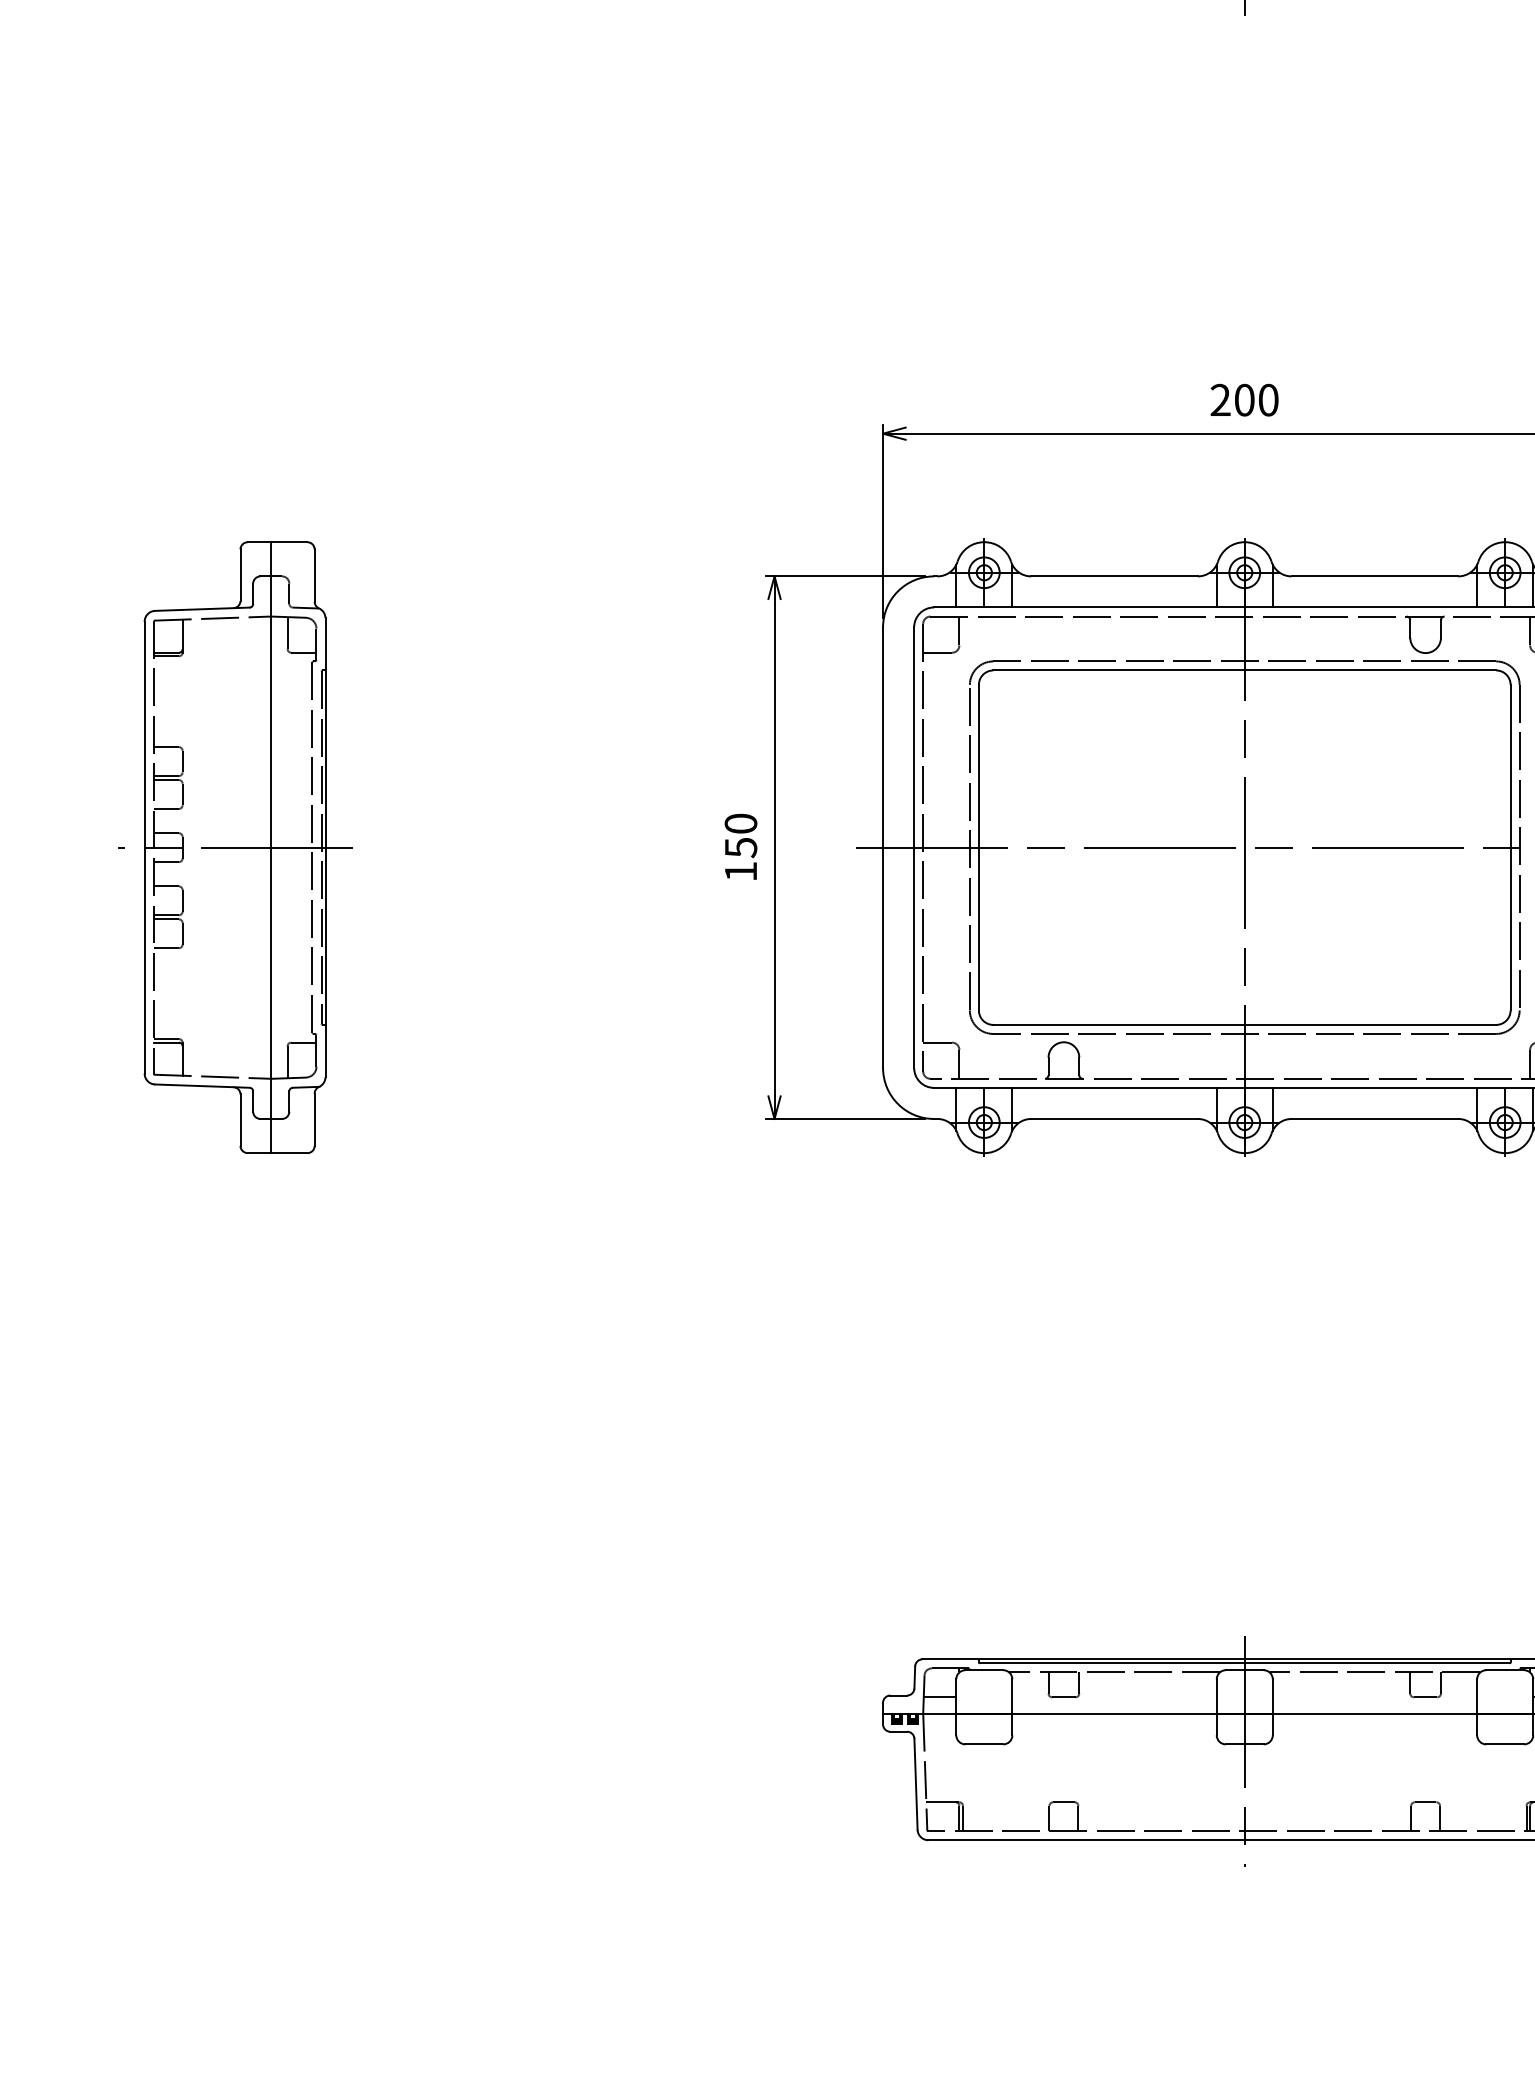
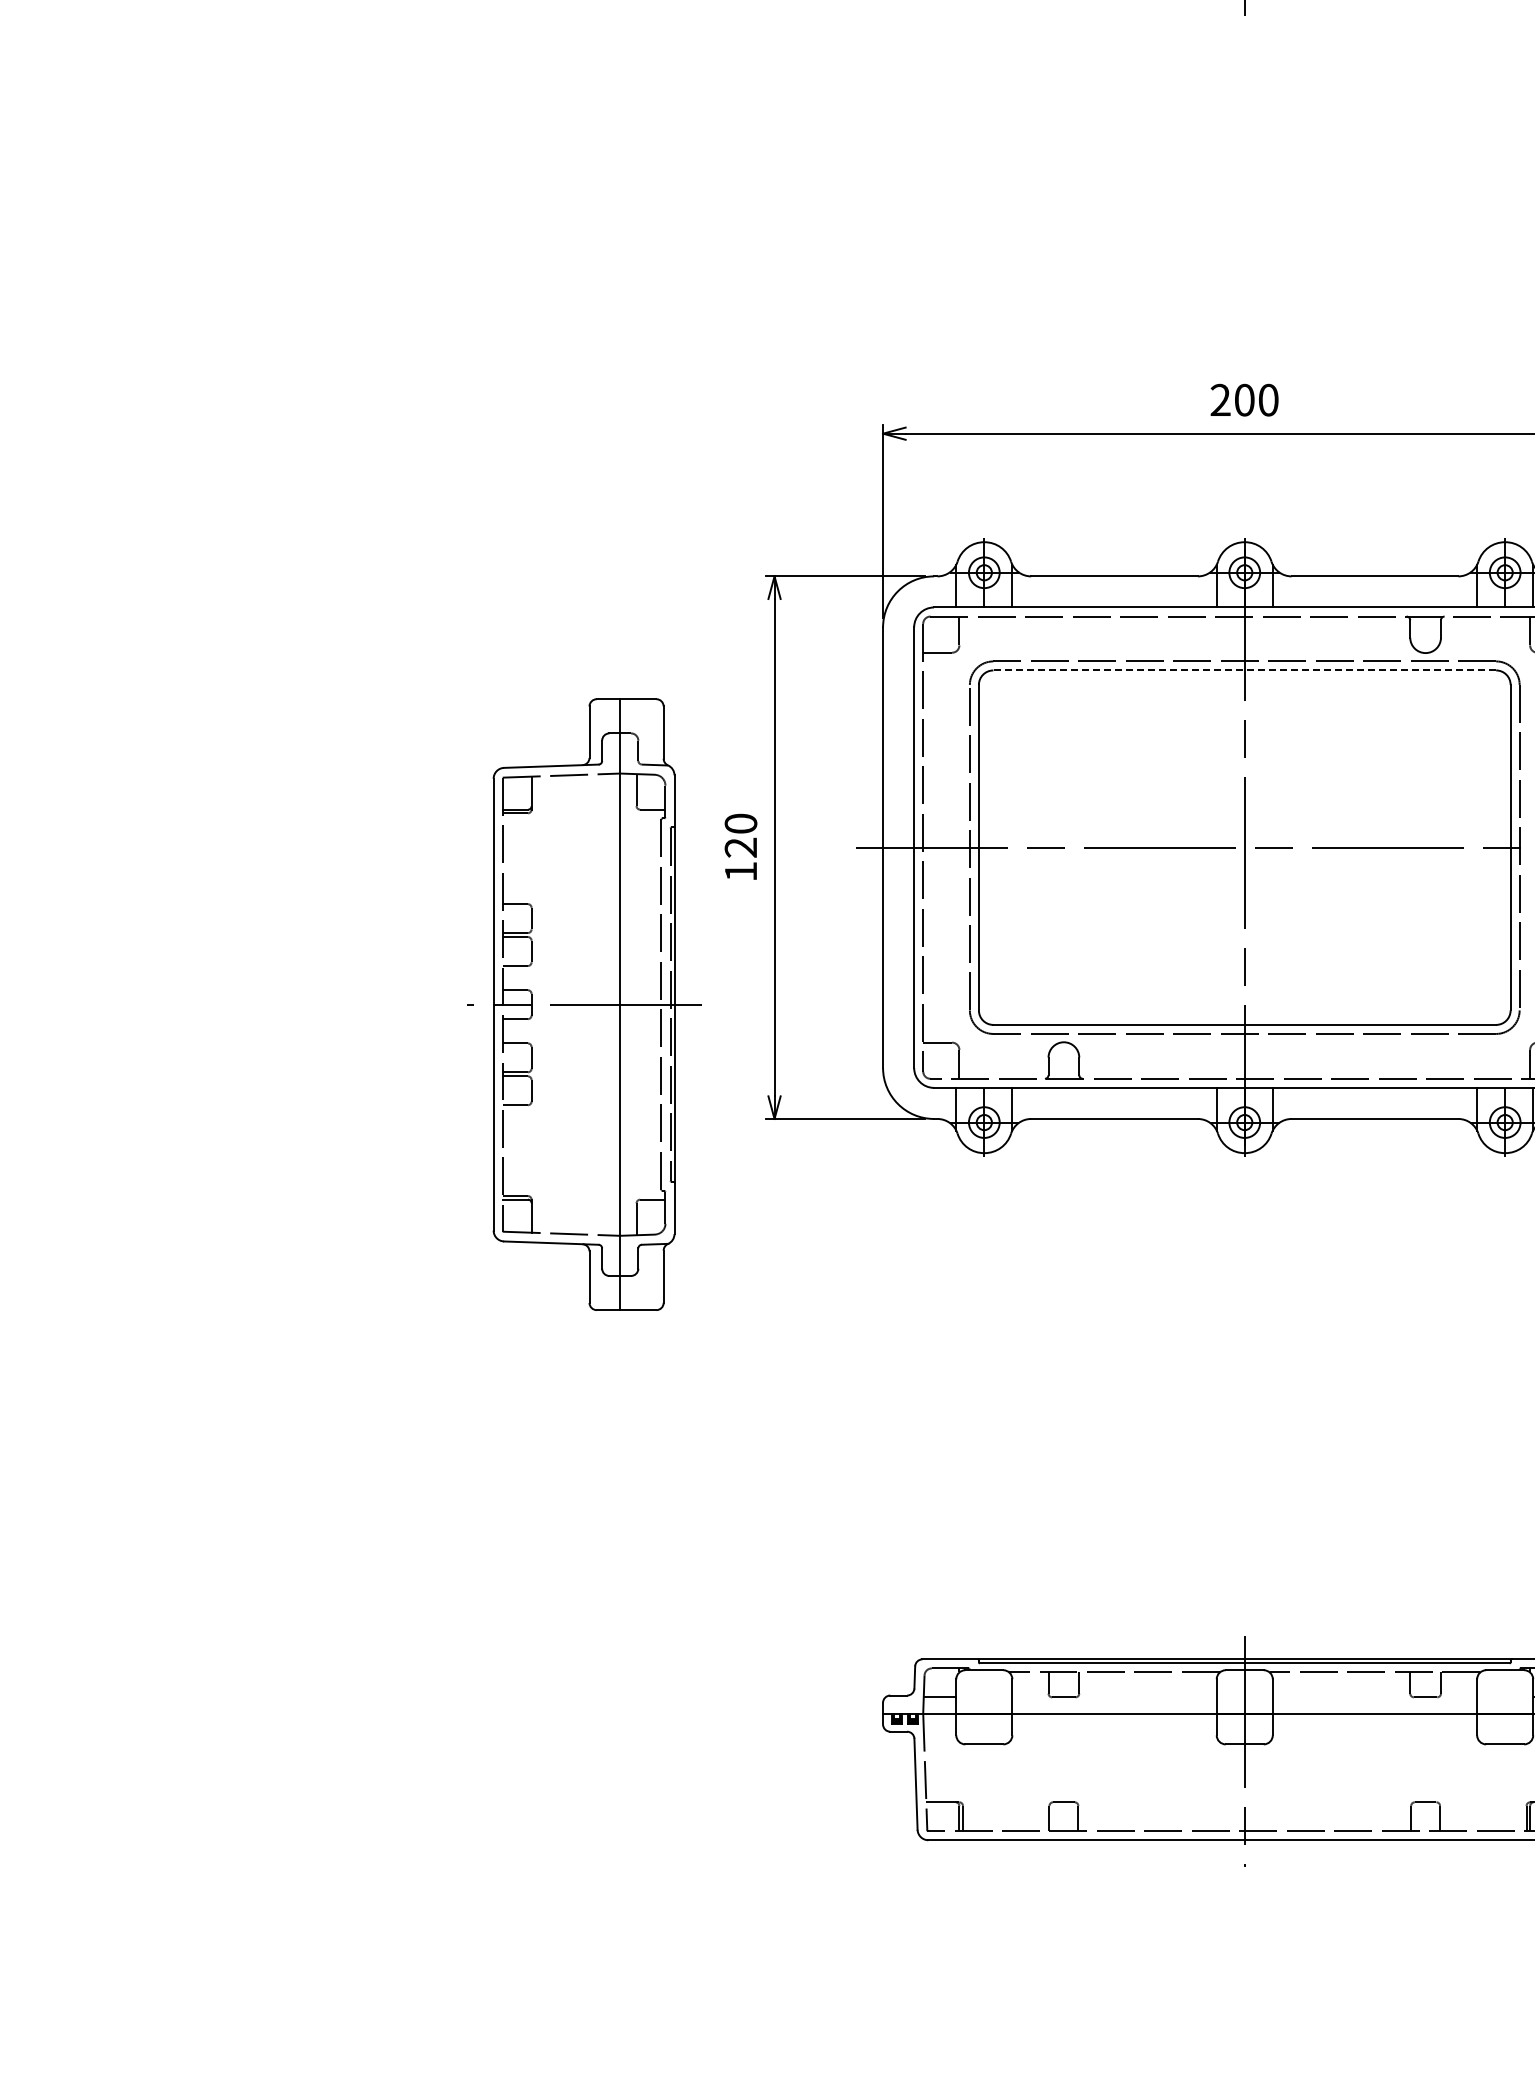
line: solid -> dashed (1244, 670)
part position: (235, 847) -> (584, 1004) (584, 1004)
text: 150 -> 120 (740, 847)
